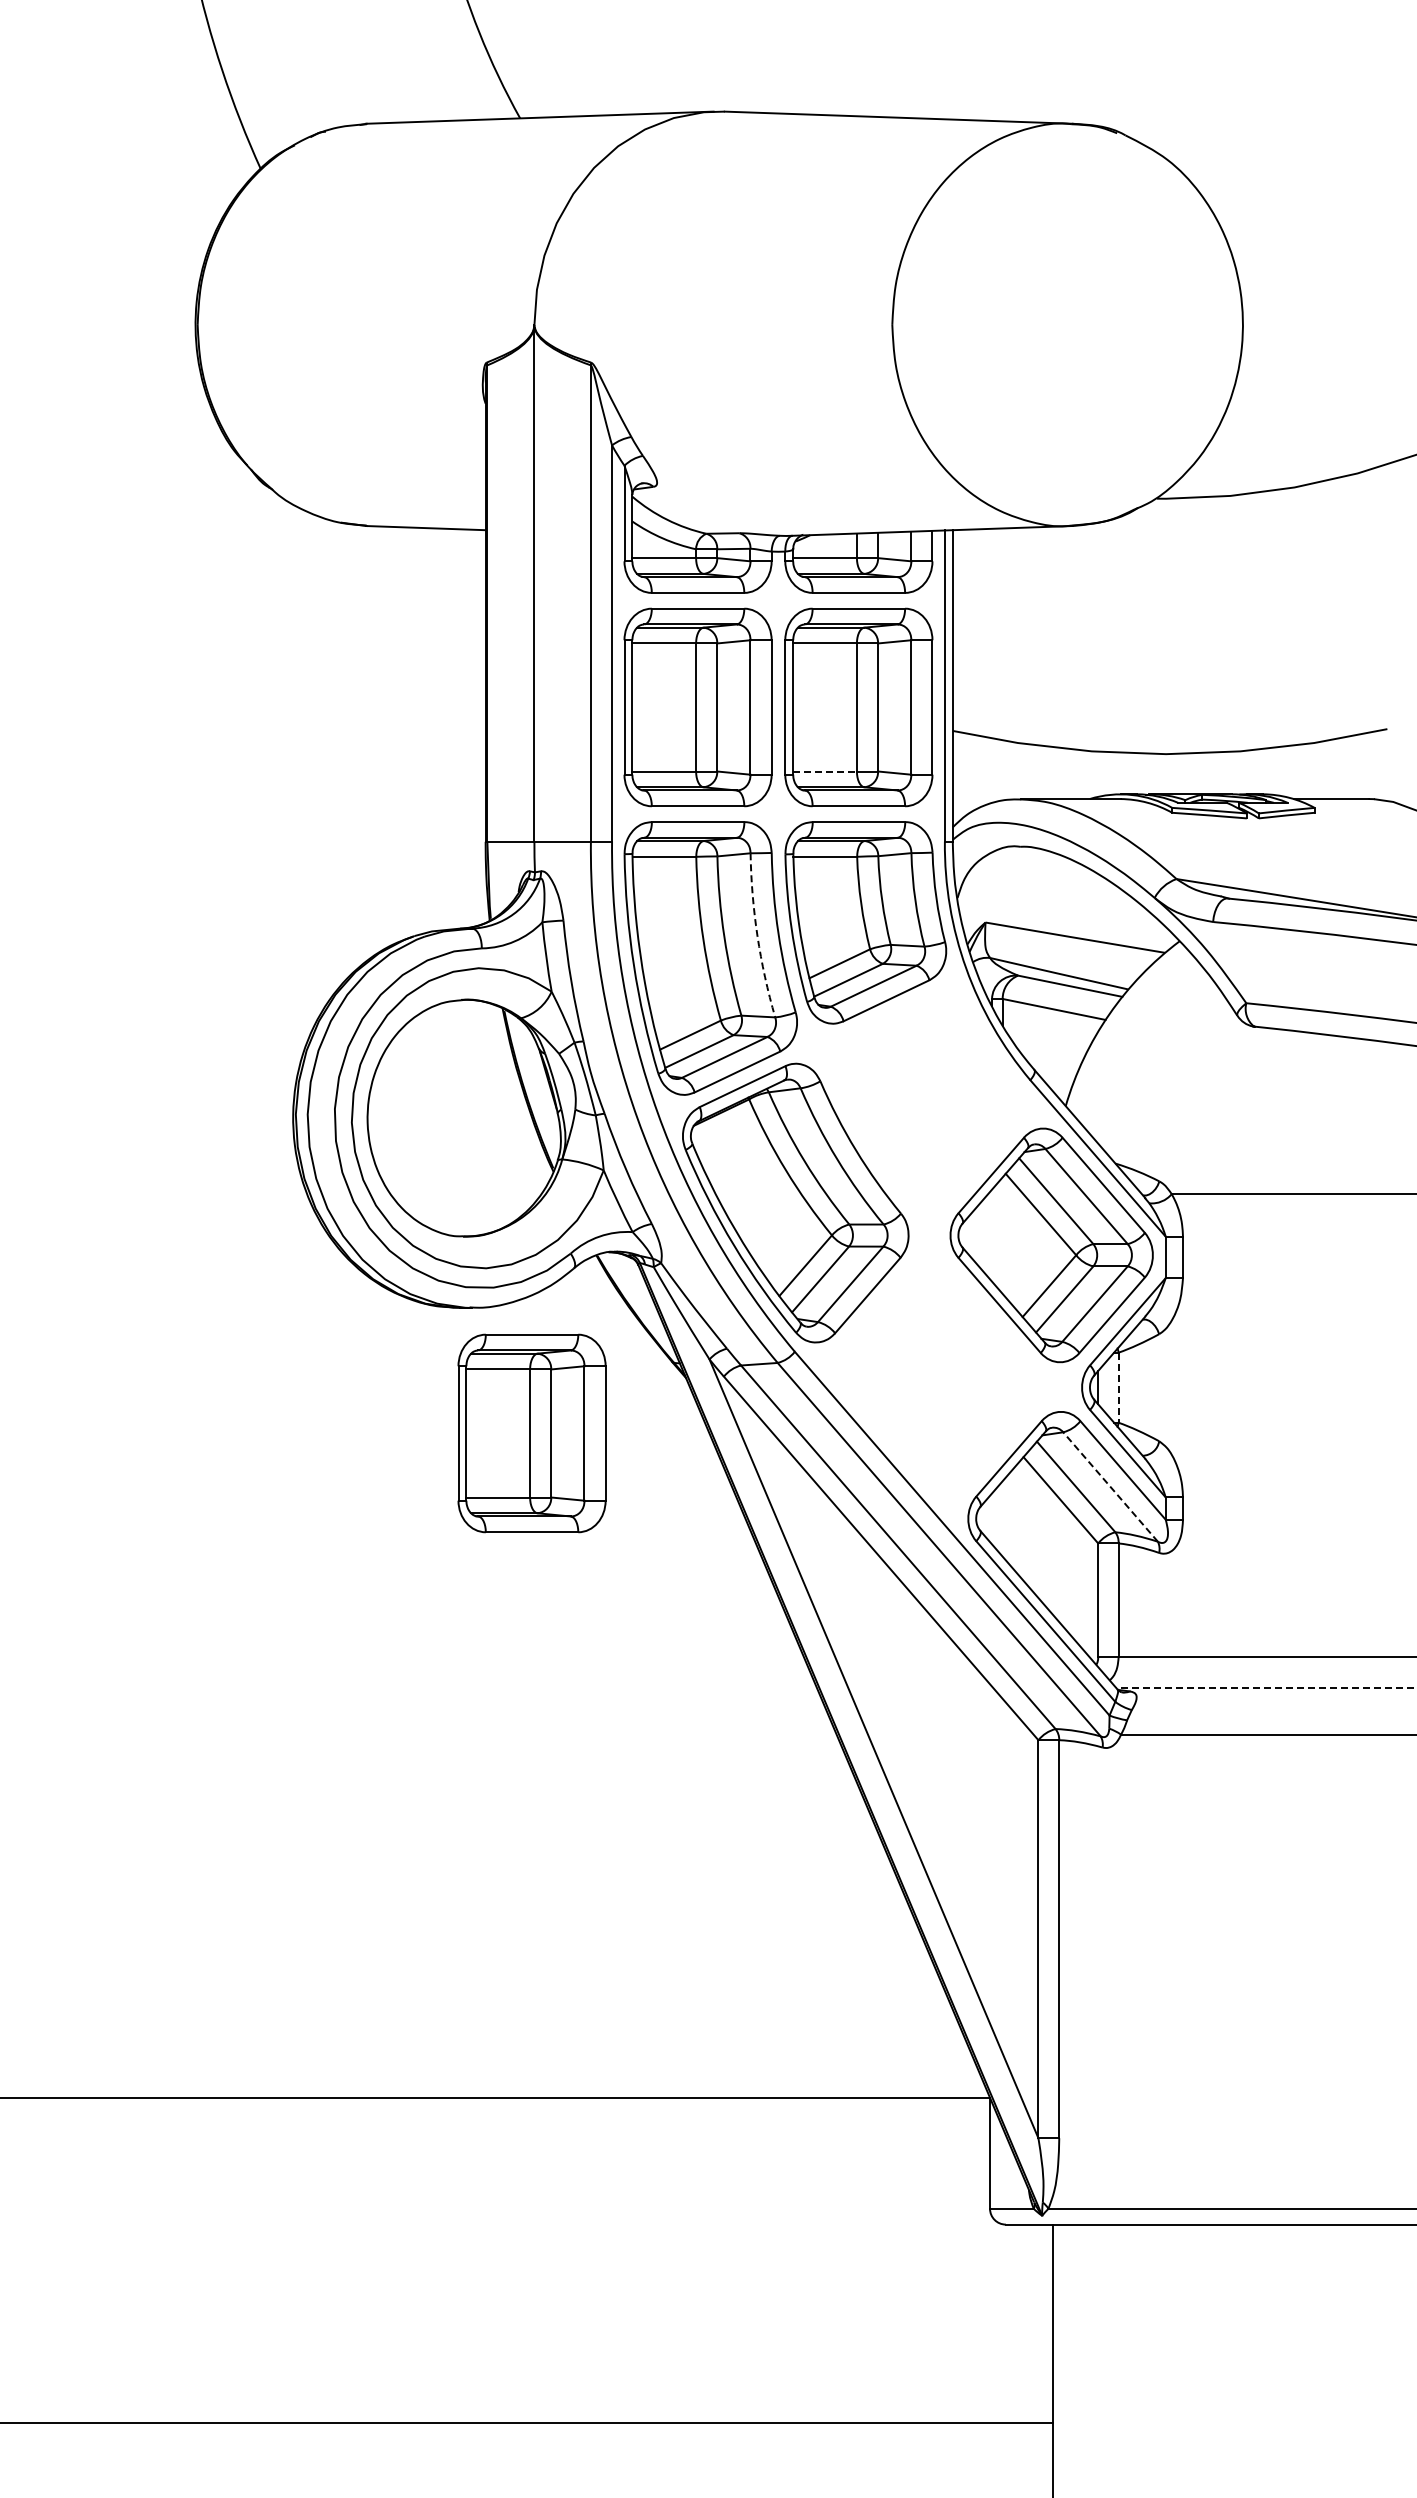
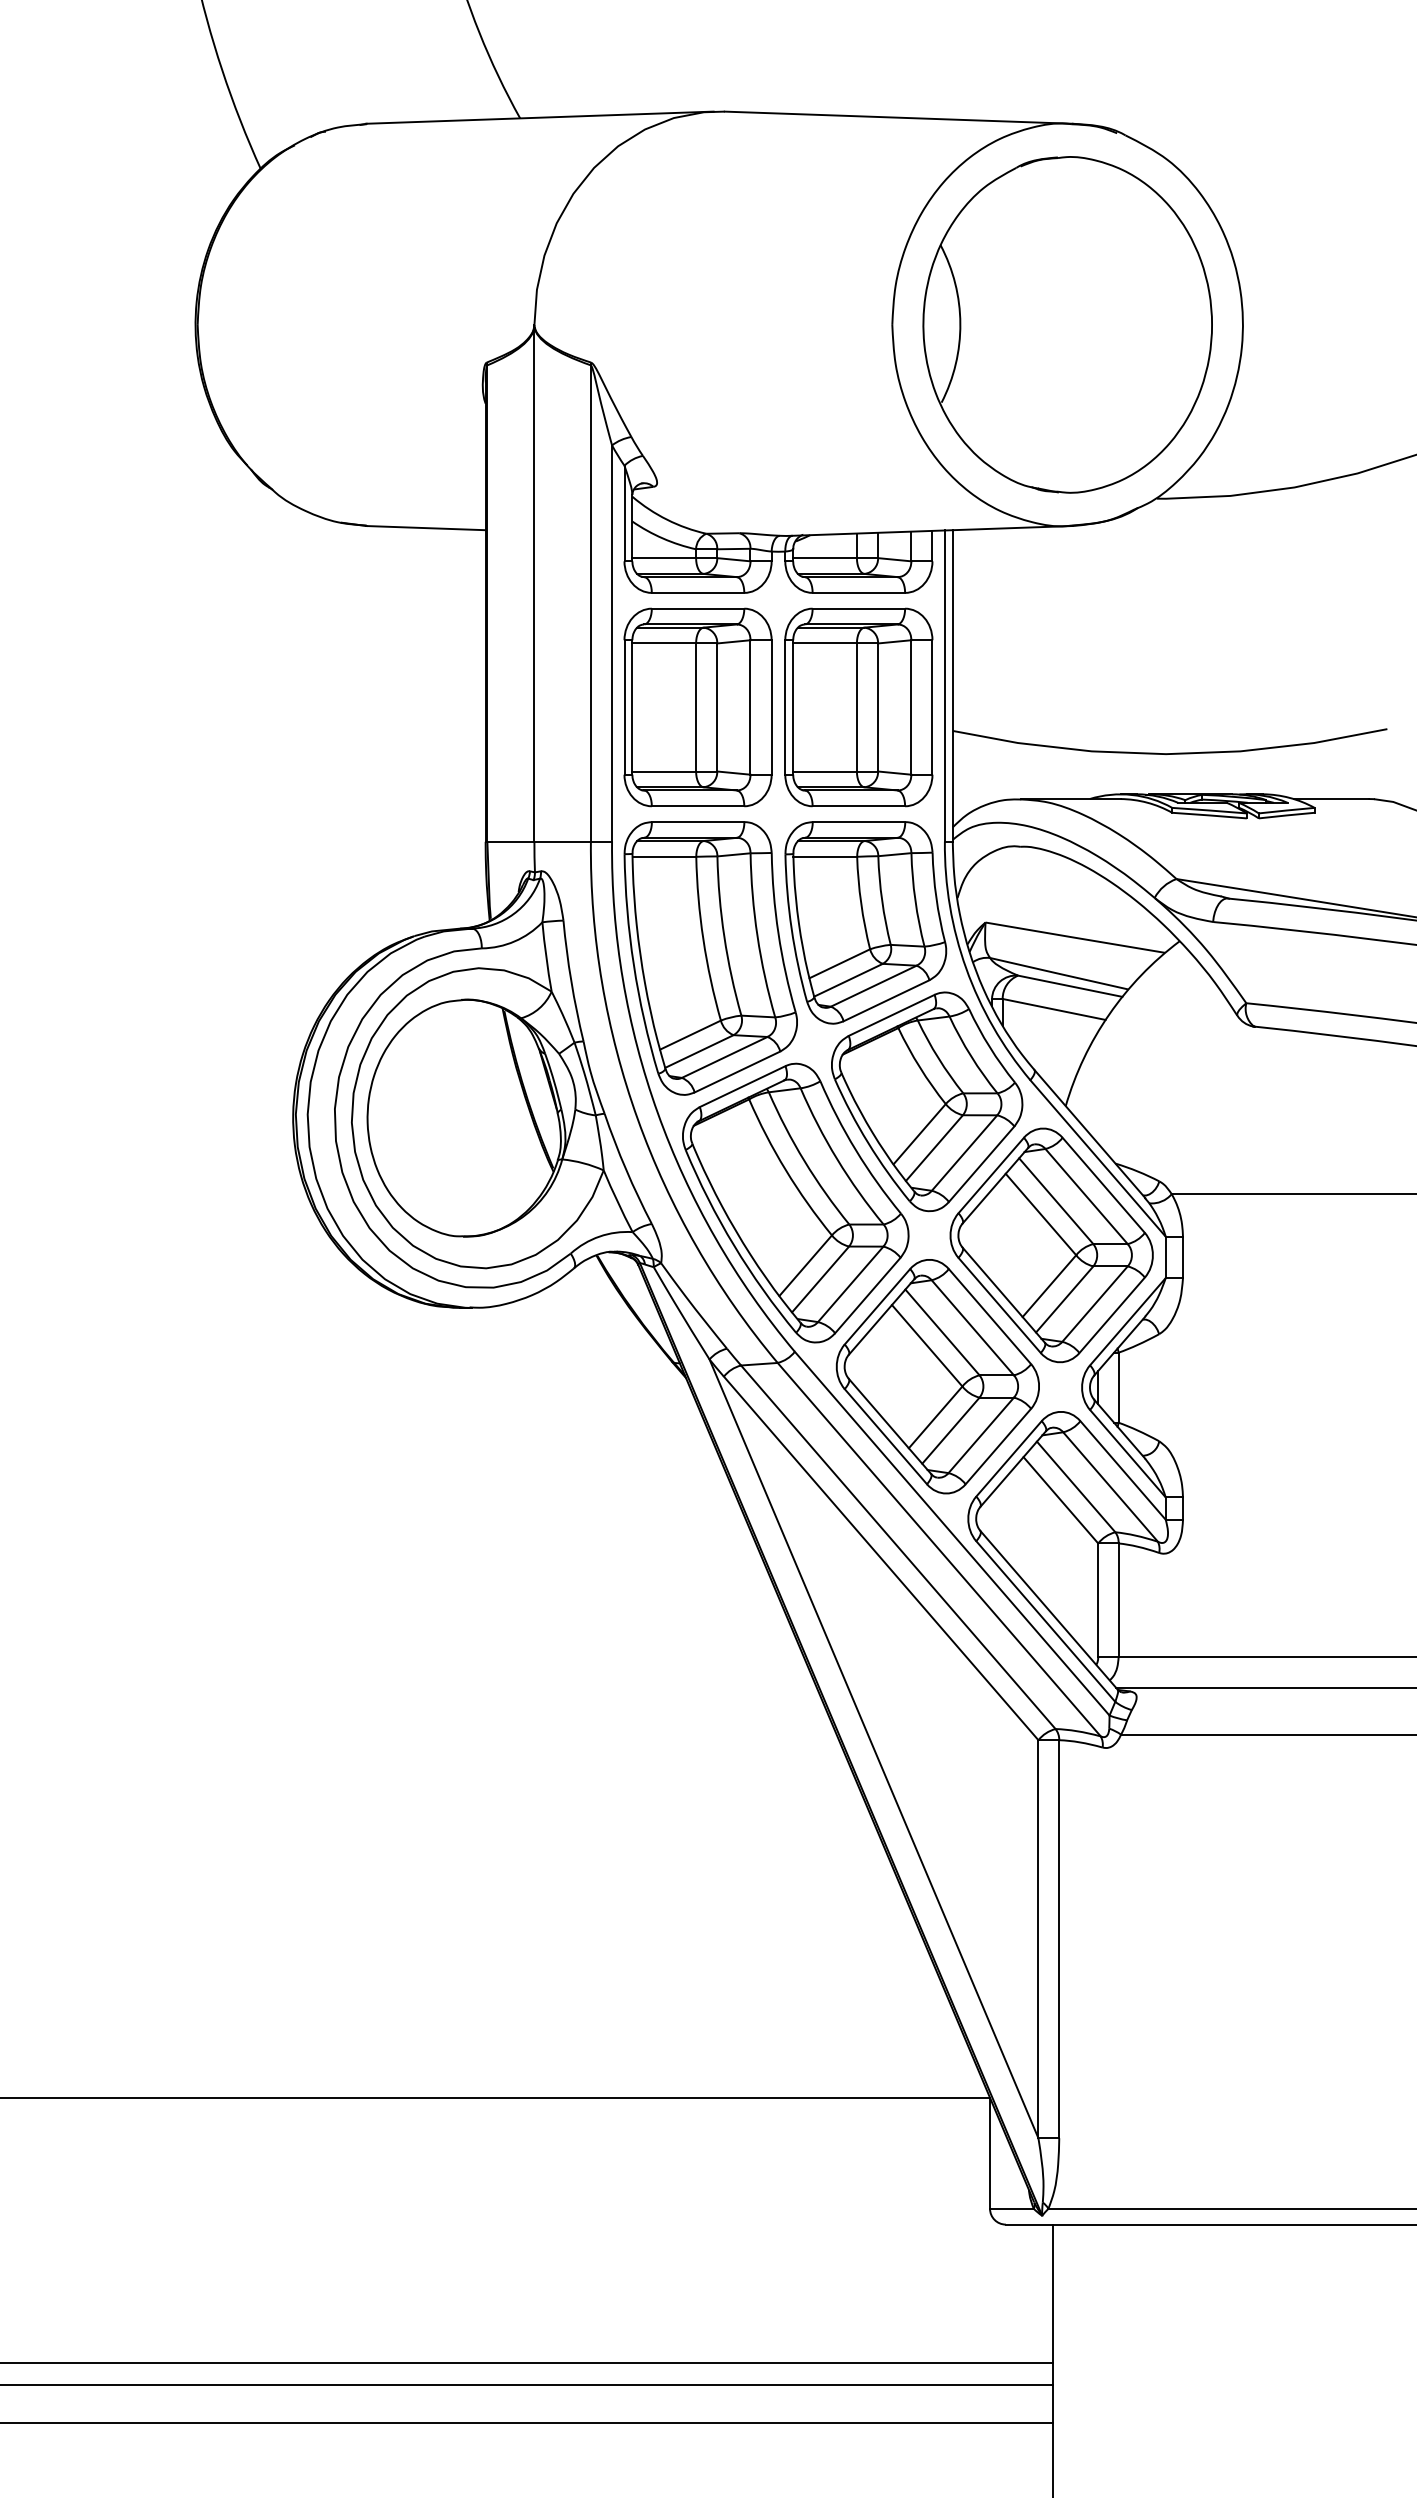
part: none -> present (1067, 324)
line: dashed -> solid (825, 771)
arc: dashed -> solid (757, 936)
part: none -> present (927, 1101)
part: none -> present (937, 1376)
line: dashed -> solid (1118, 1388)
part: present -> none (531, 1433)
line: dashed -> solid (1110, 1486)
line: dashed -> solid (1266, 1688)
line: none -> present (527, 2362)
line: none -> present (527, 2384)
